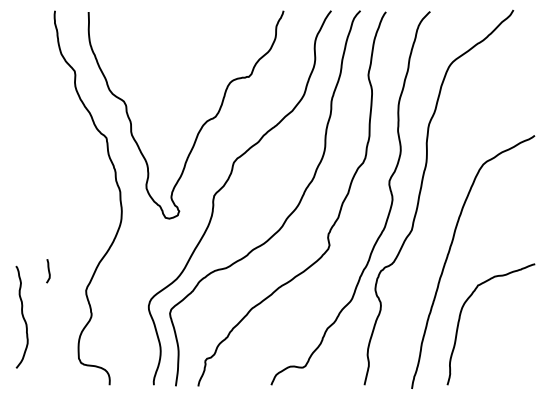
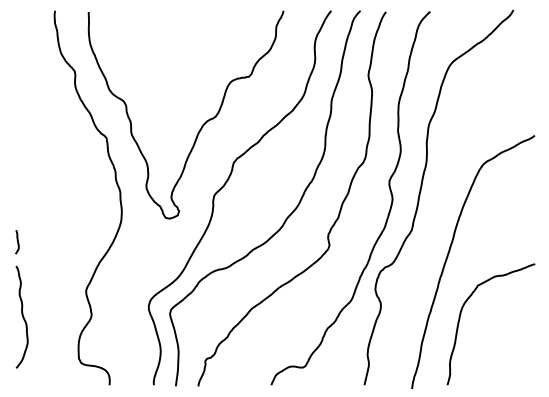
curve position: (48, 271) -> (17, 242) (17, 242)
